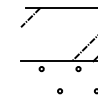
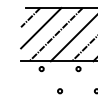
line: none -> present (41, 28)
line: none -> present (55, 34)
line: none -> present (72, 39)
